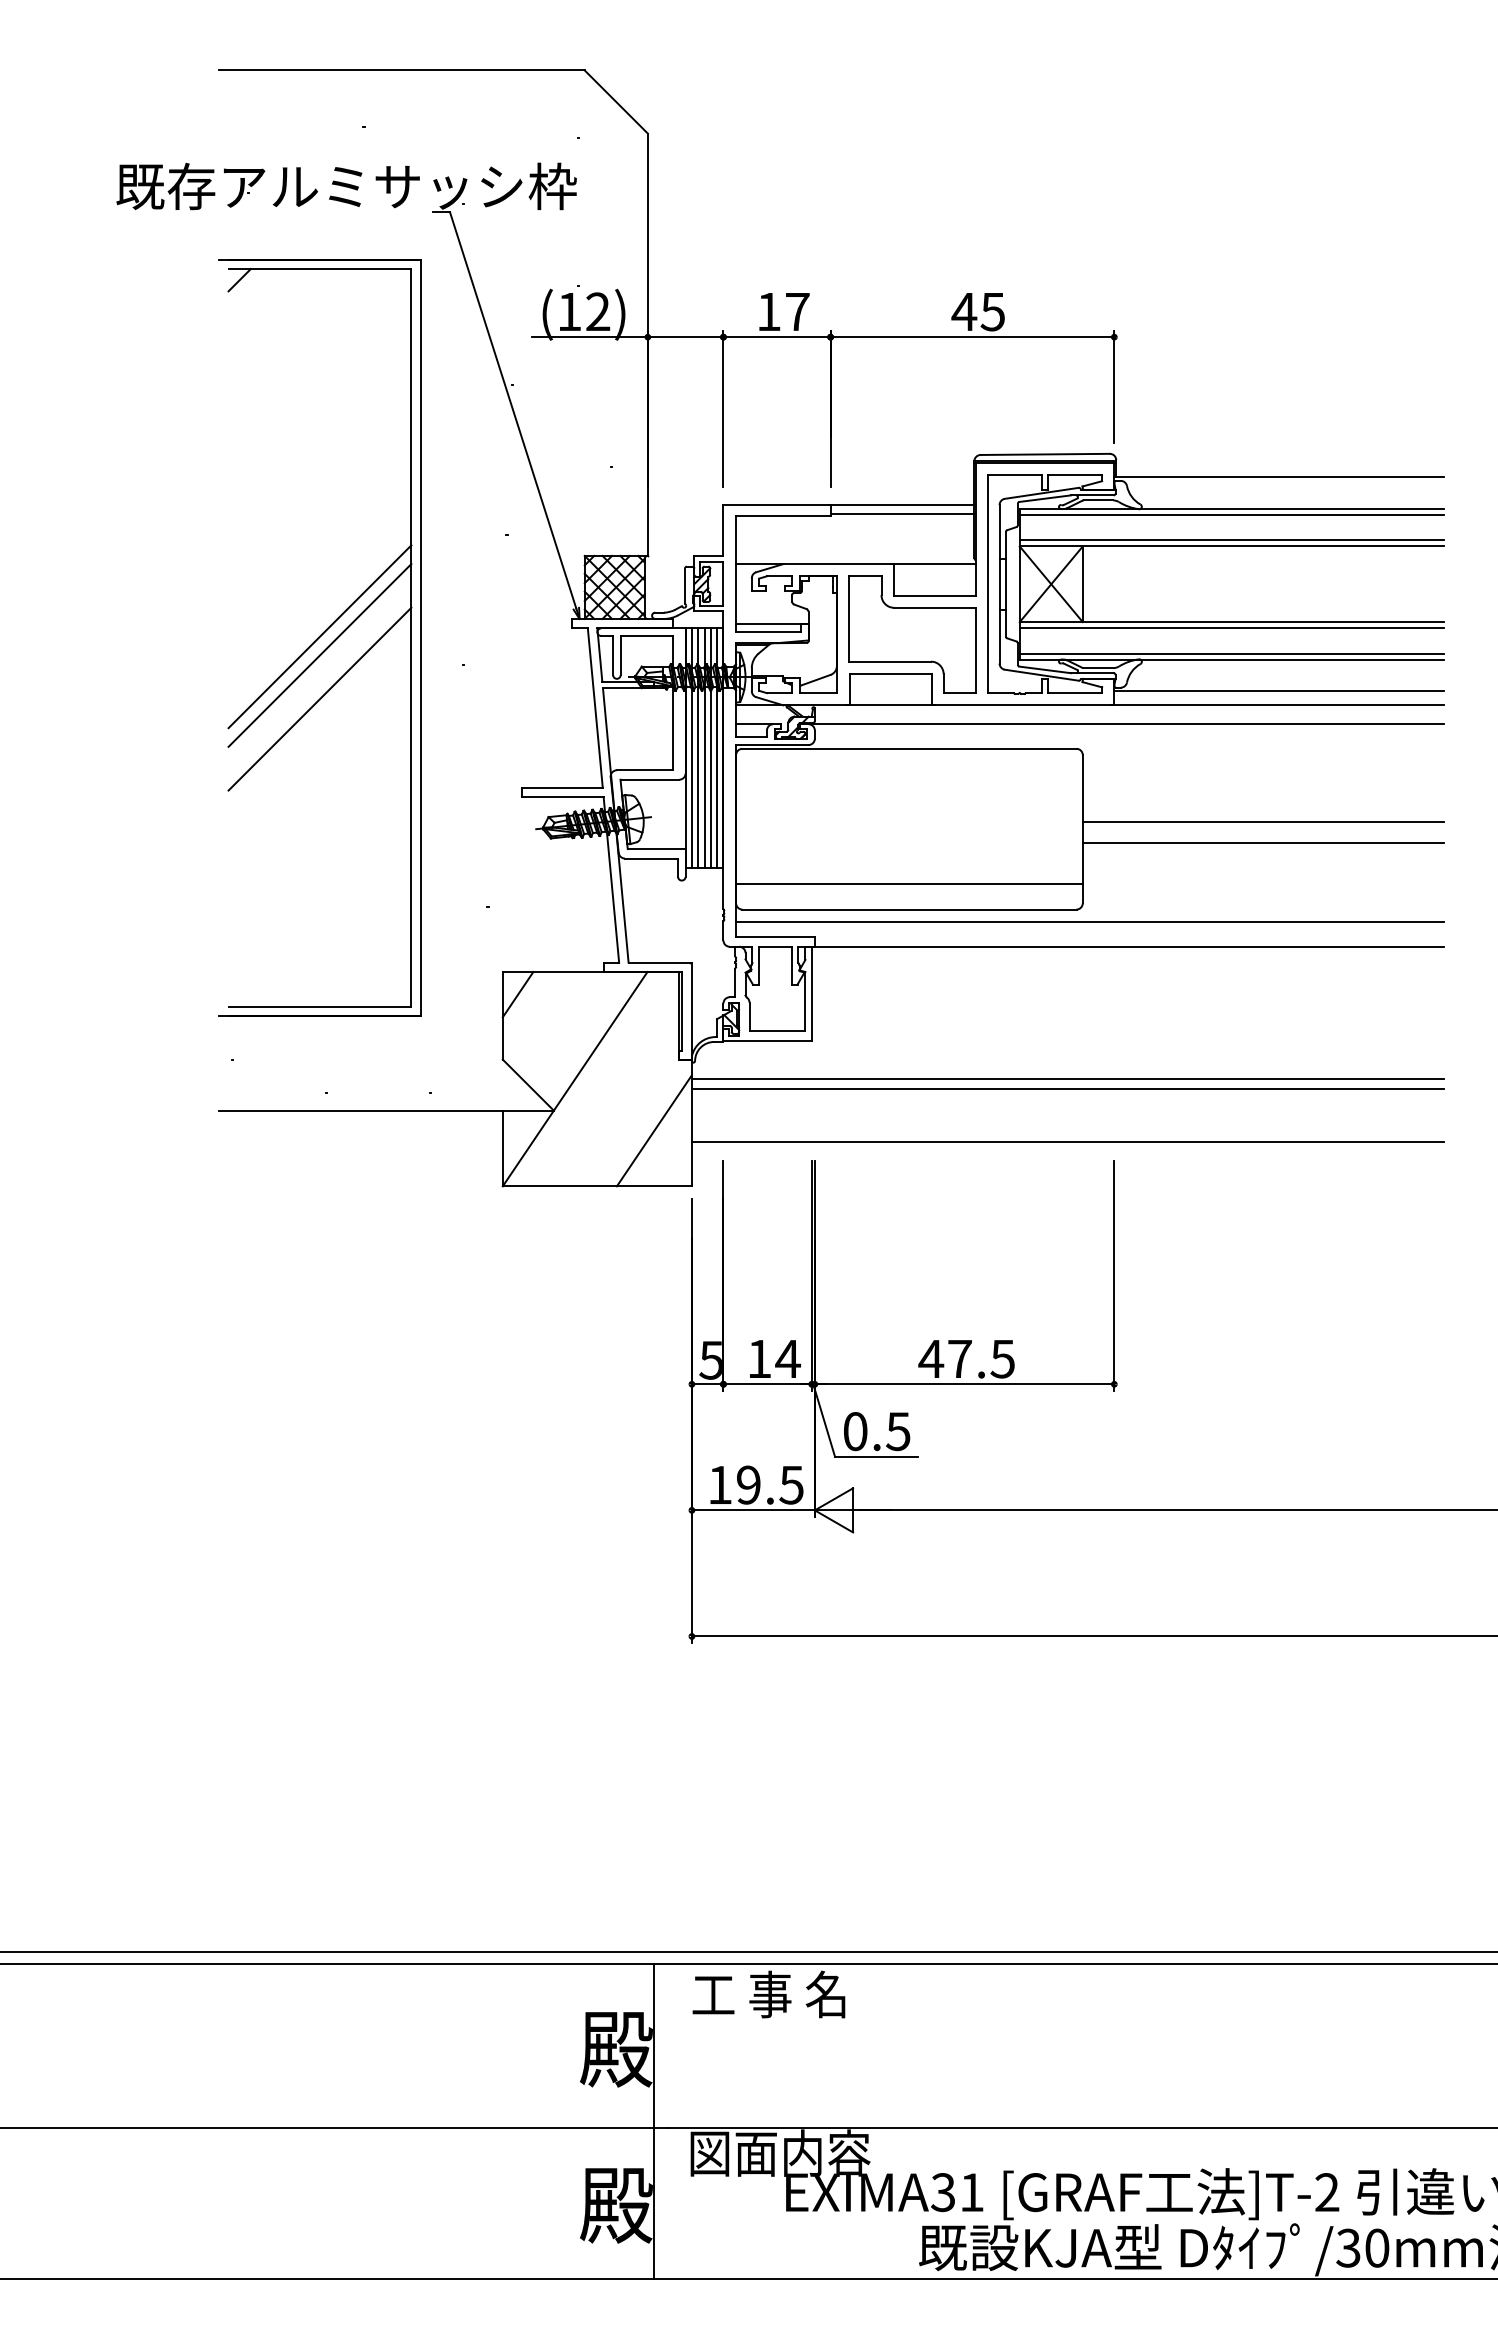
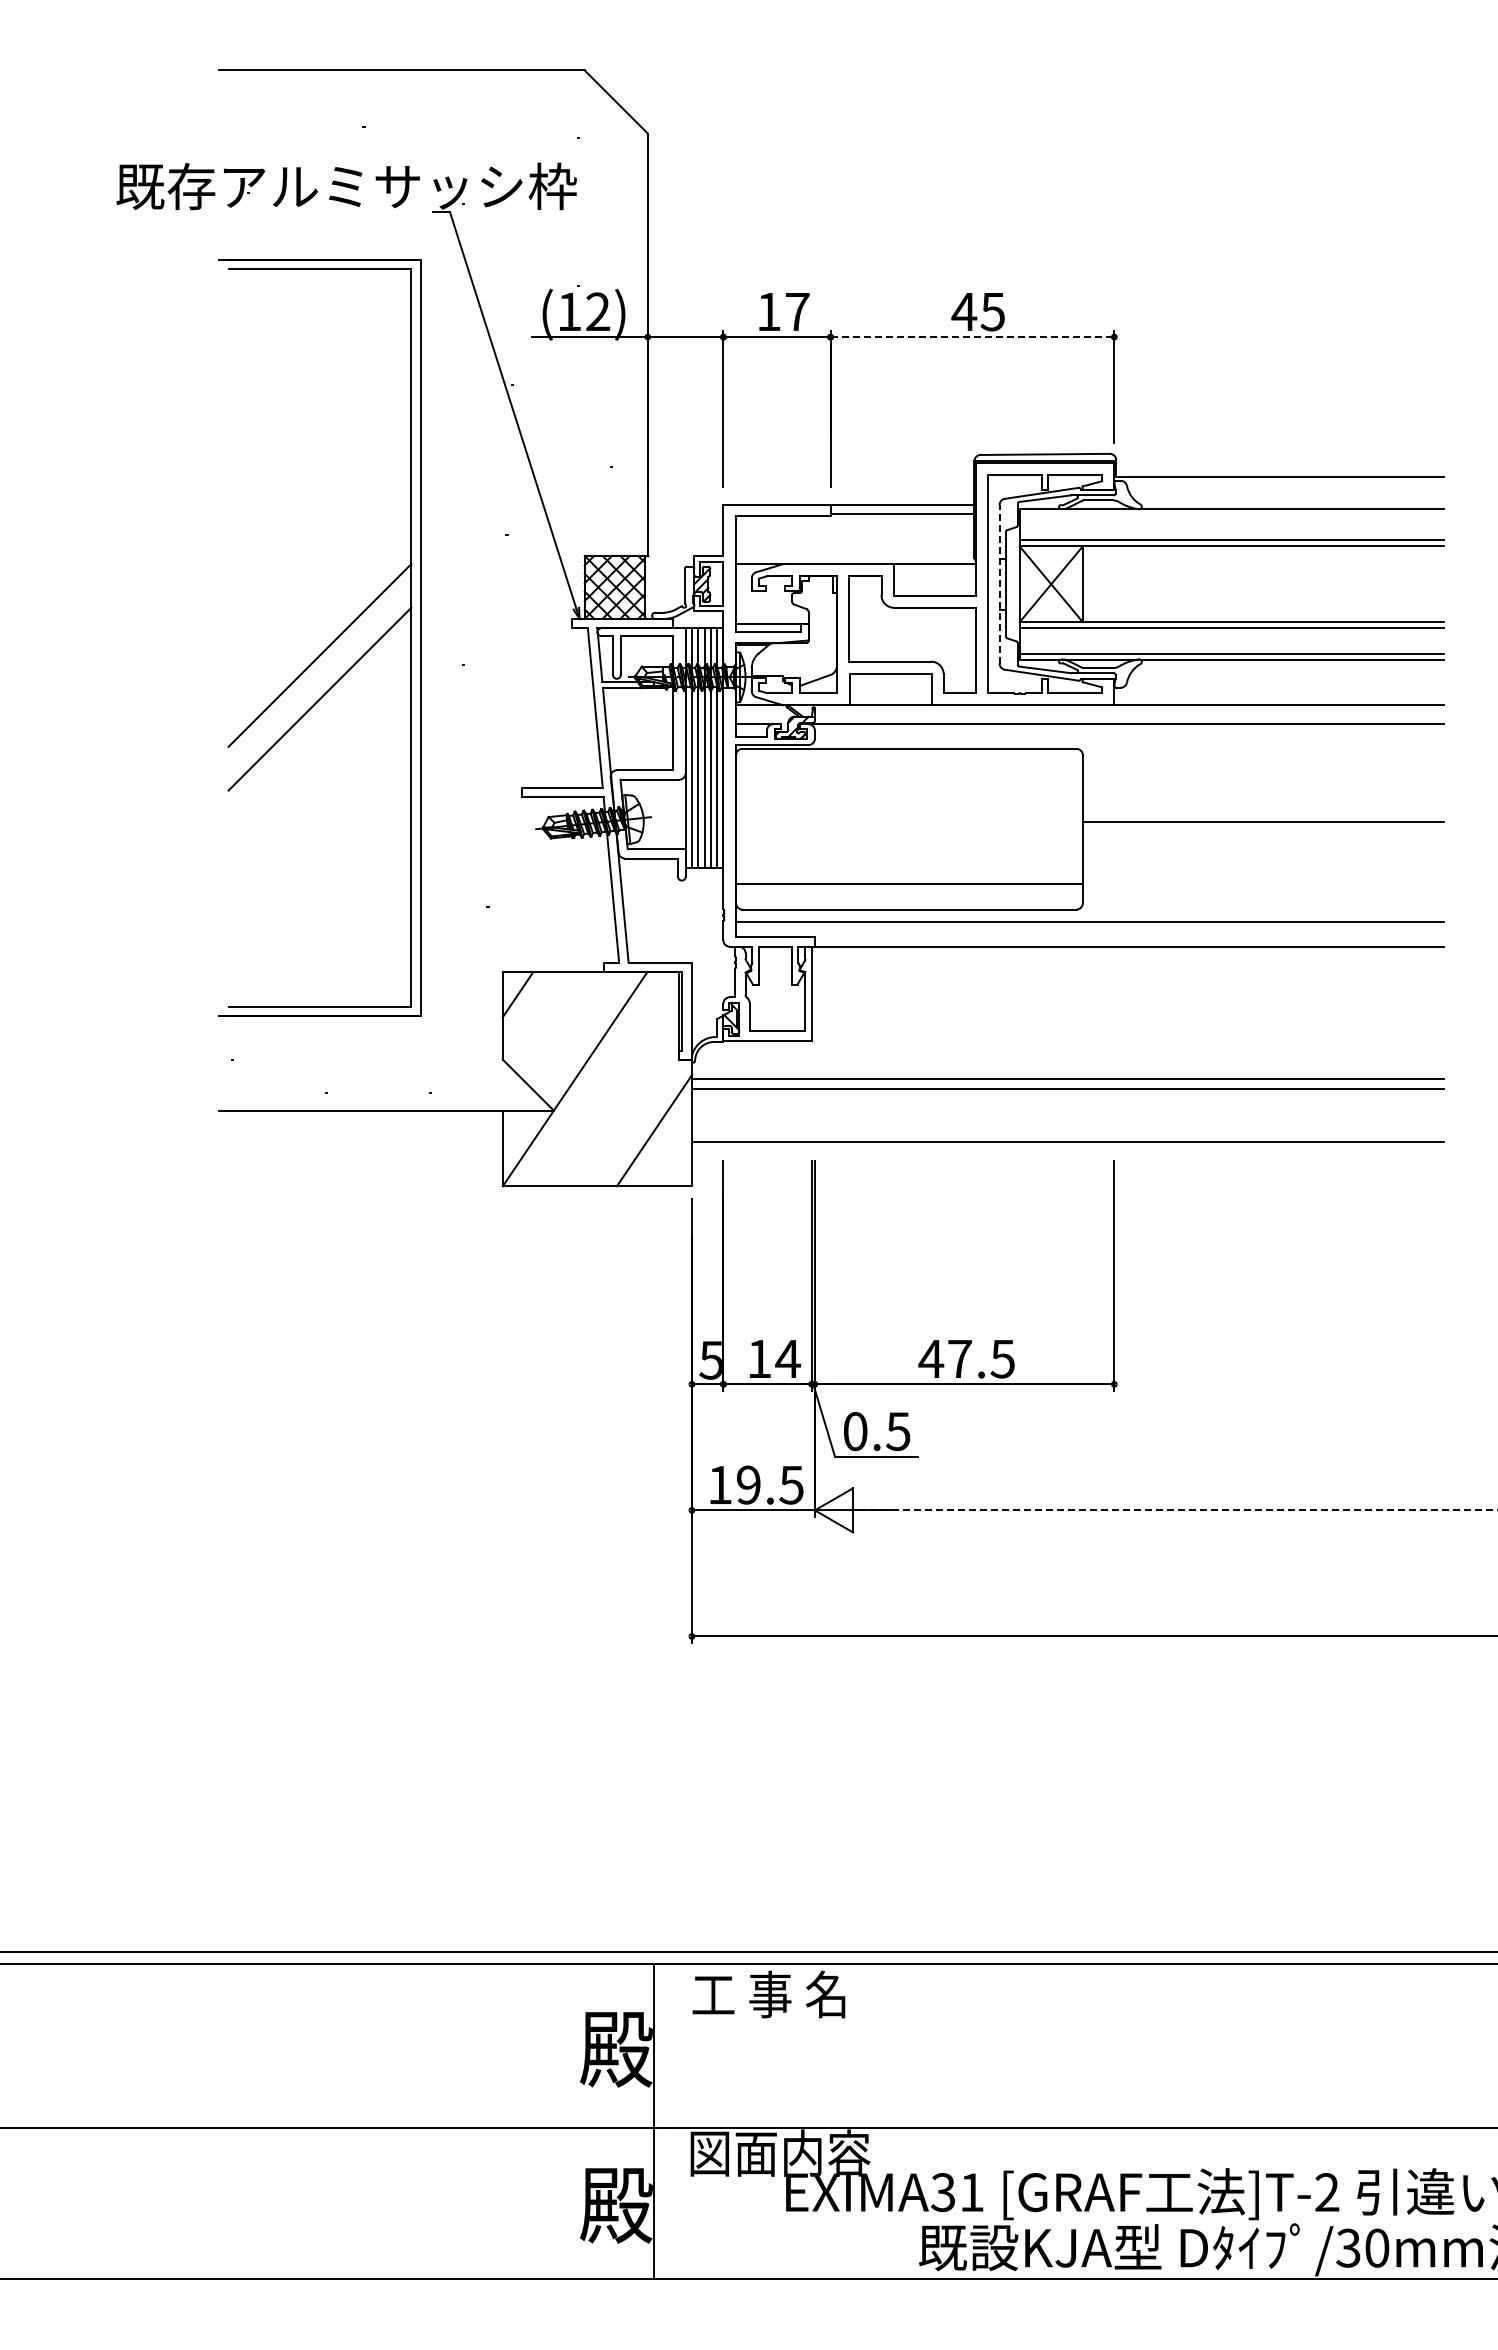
line: present -> none (239, 280)
line: solid -> dashed (972, 337)
line: present -> none (1231, 514)
line: solid -> dashed (999, 583)
line: present -> none (319, 636)
line: present -> none (1278, 691)
line: present -> none (1262, 843)
line: solid -> dashed (1178, 1510)
